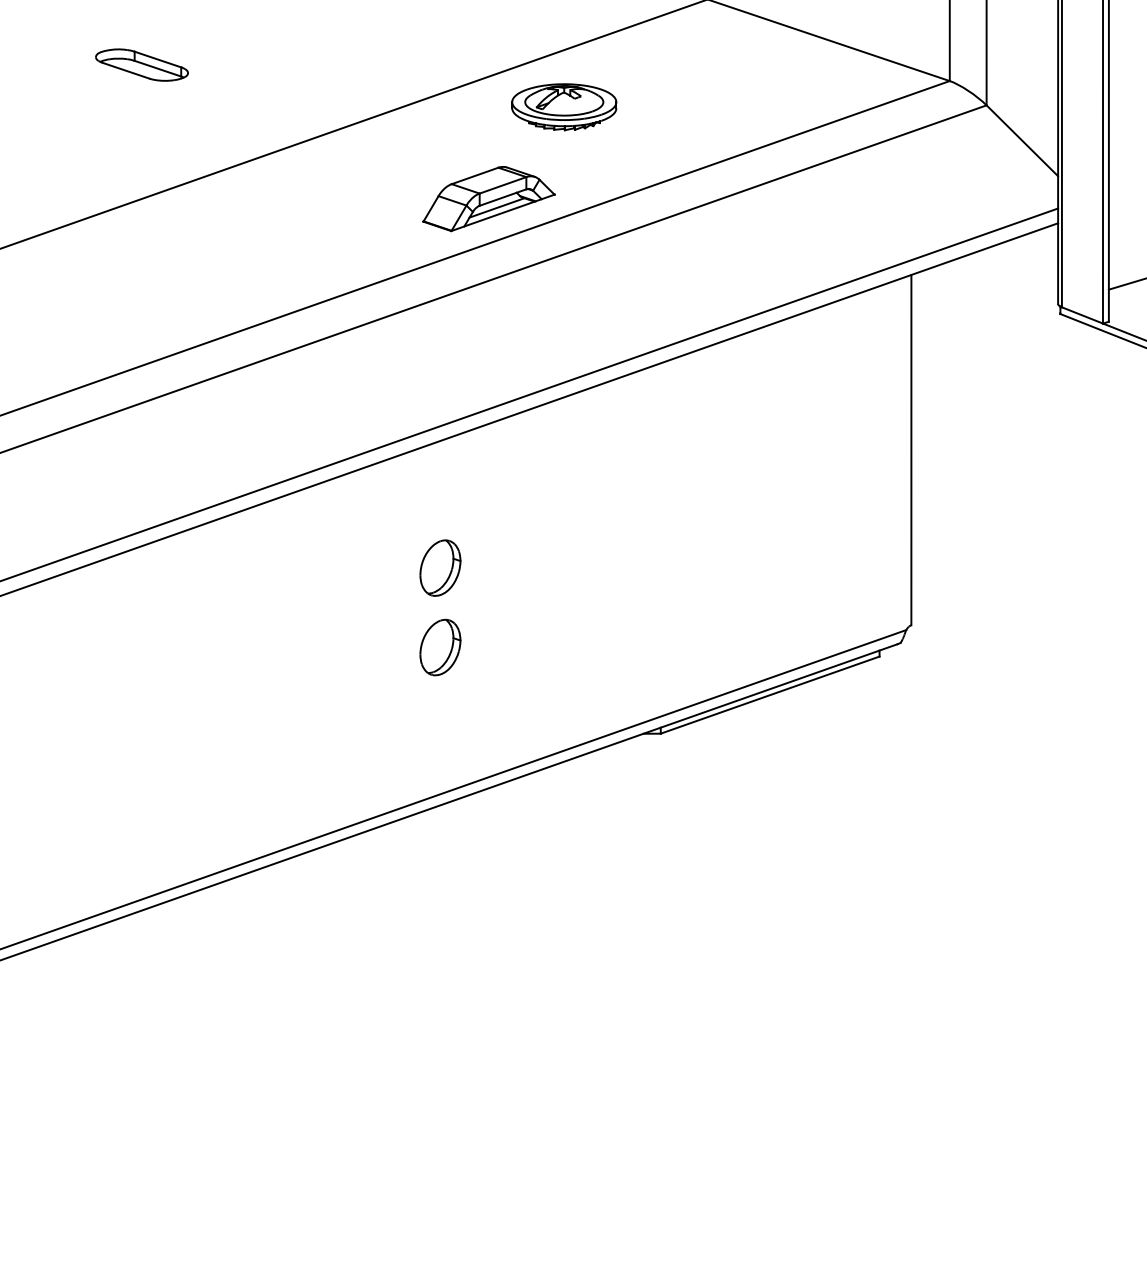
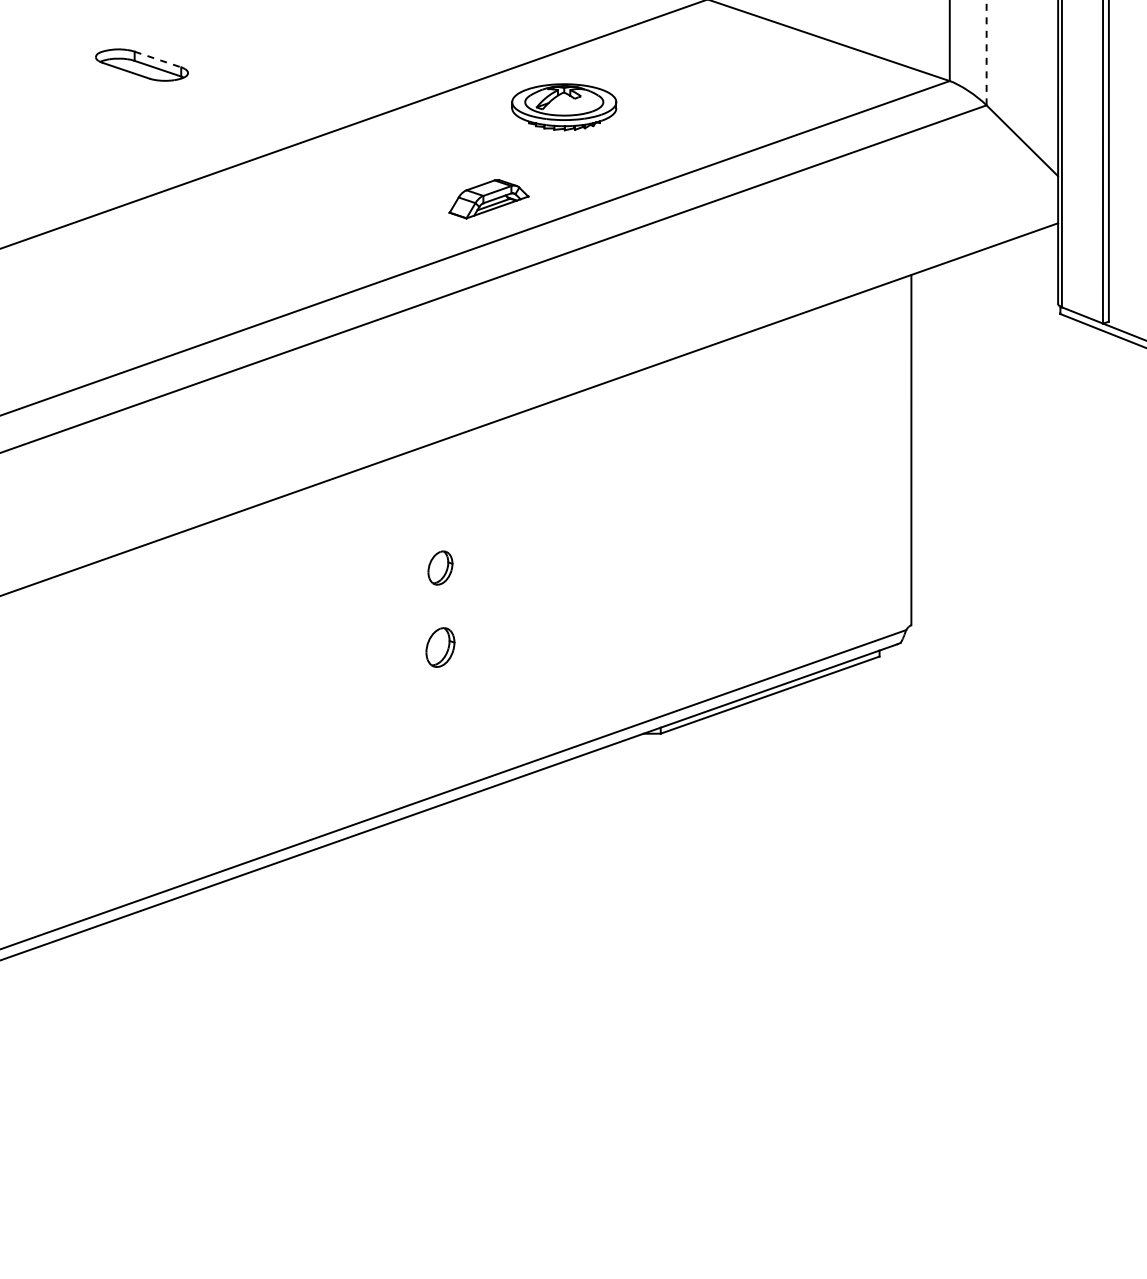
line: solid -> dashed (986, 52)
line: solid -> dashed (157, 59)
part size: 134x67 px -> 82x41 px (488, 199)
line: present -> none (1125, 284)
line: present -> none (530, 394)
part size: 43x58 px -> 27x36 px (440, 567)
part size: 43x59 px -> 31x41 px (440, 647)
